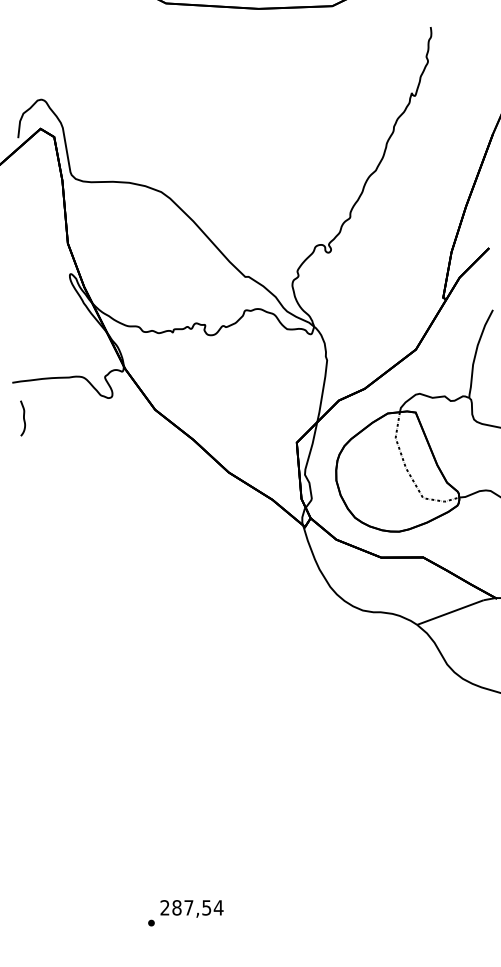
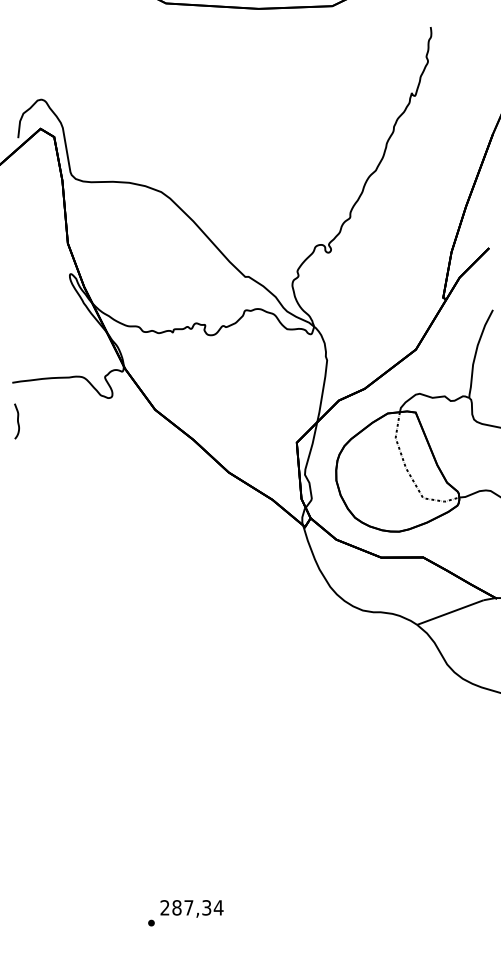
curve position: (23, 418) -> (17, 421) (17, 421)
text: 287,54 -> 287,34 (206, 907)
